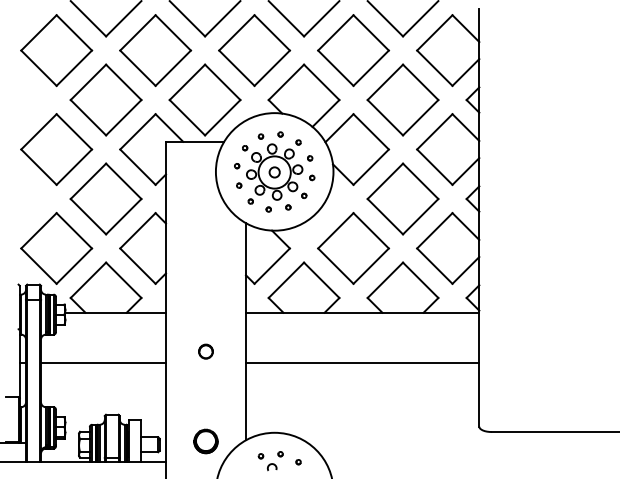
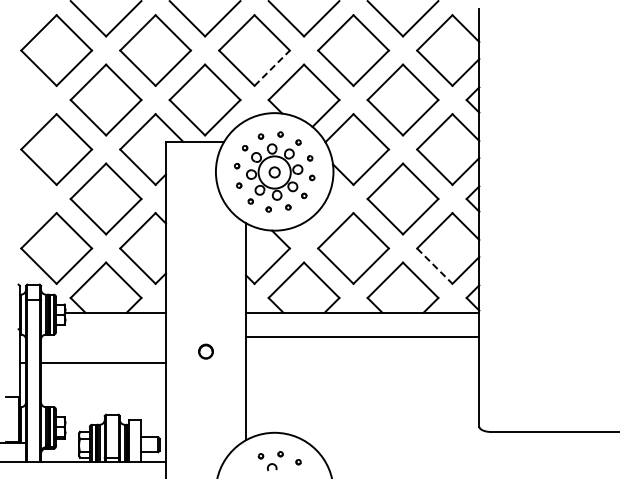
line: solid -> dashed (272, 68)
line: solid -> dashed (434, 266)
line position: (362, 362) -> (362, 336) (362, 336)
part: present -> none (205, 441)
